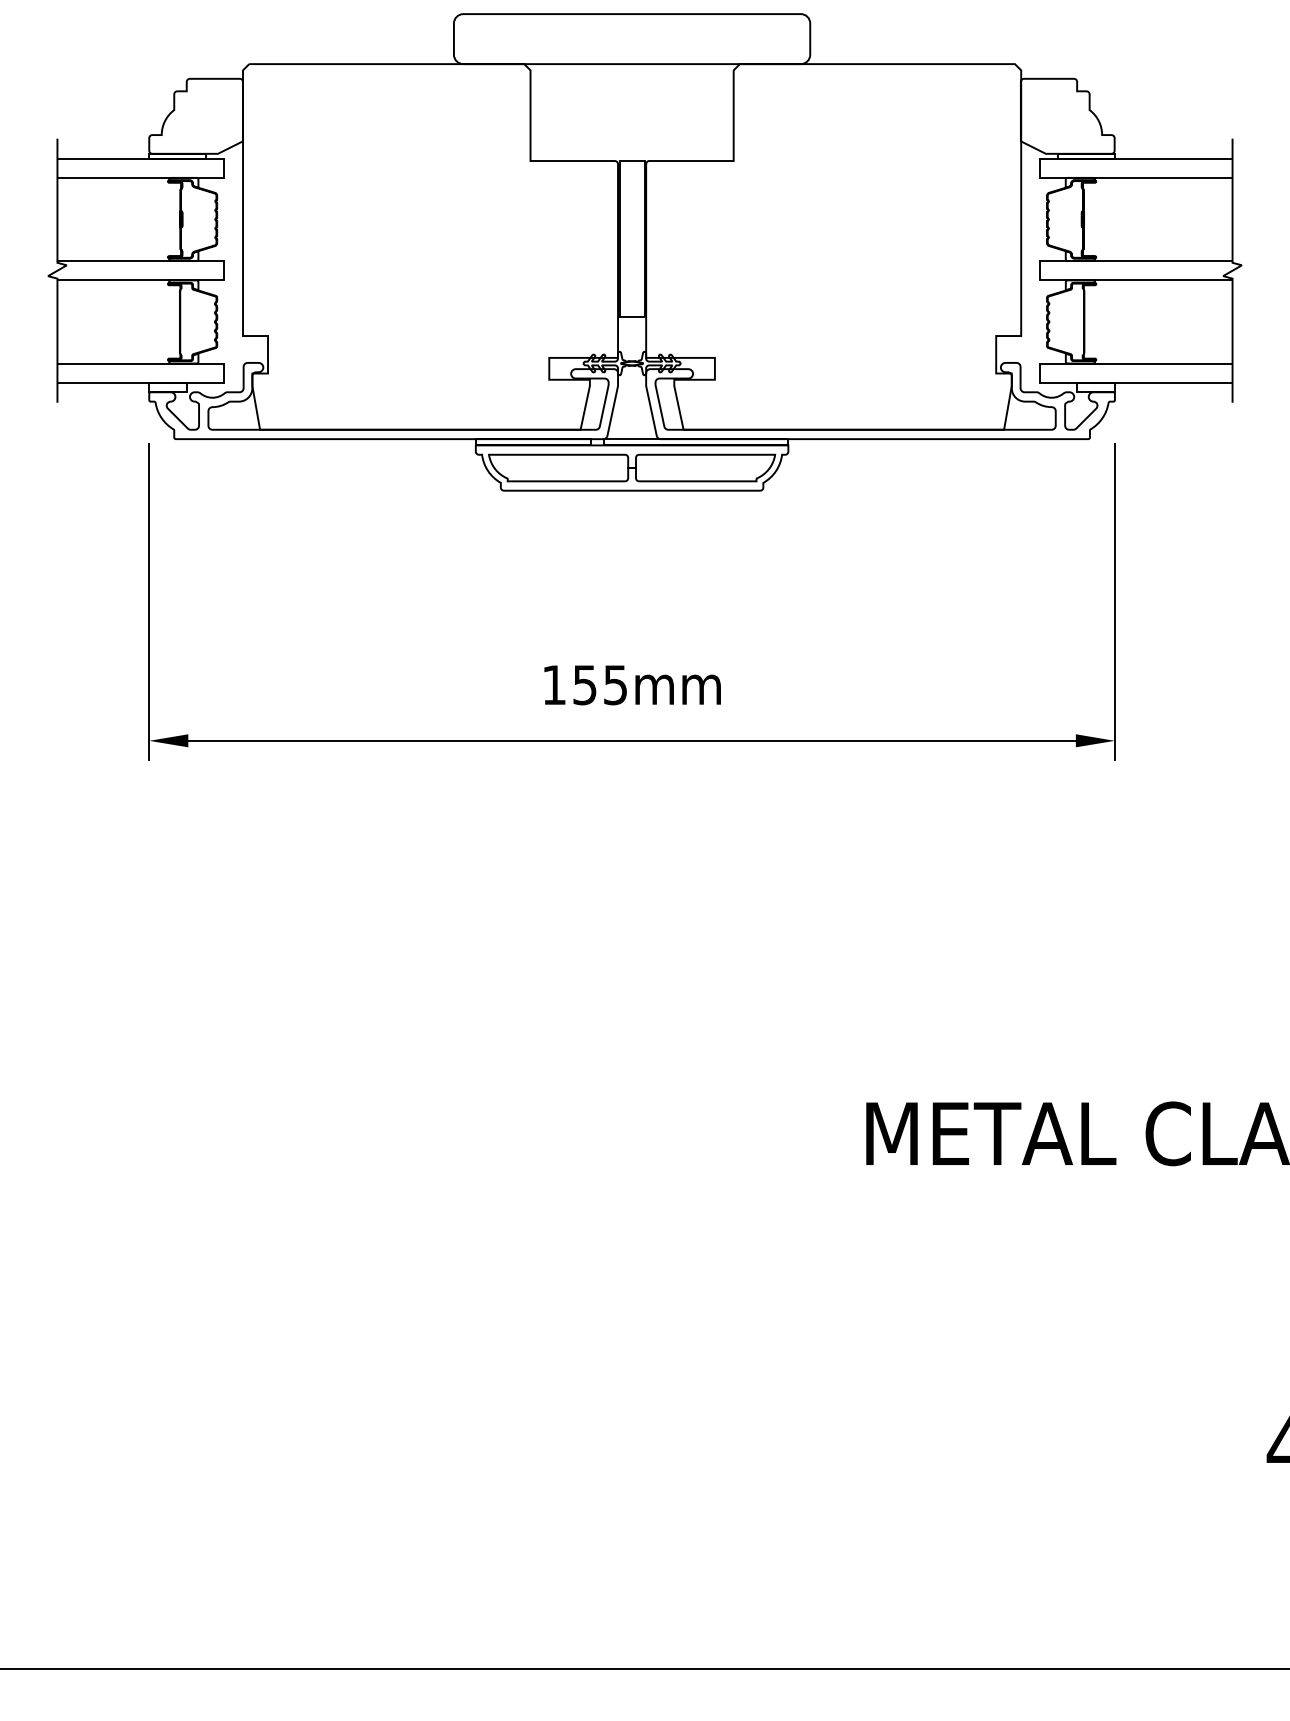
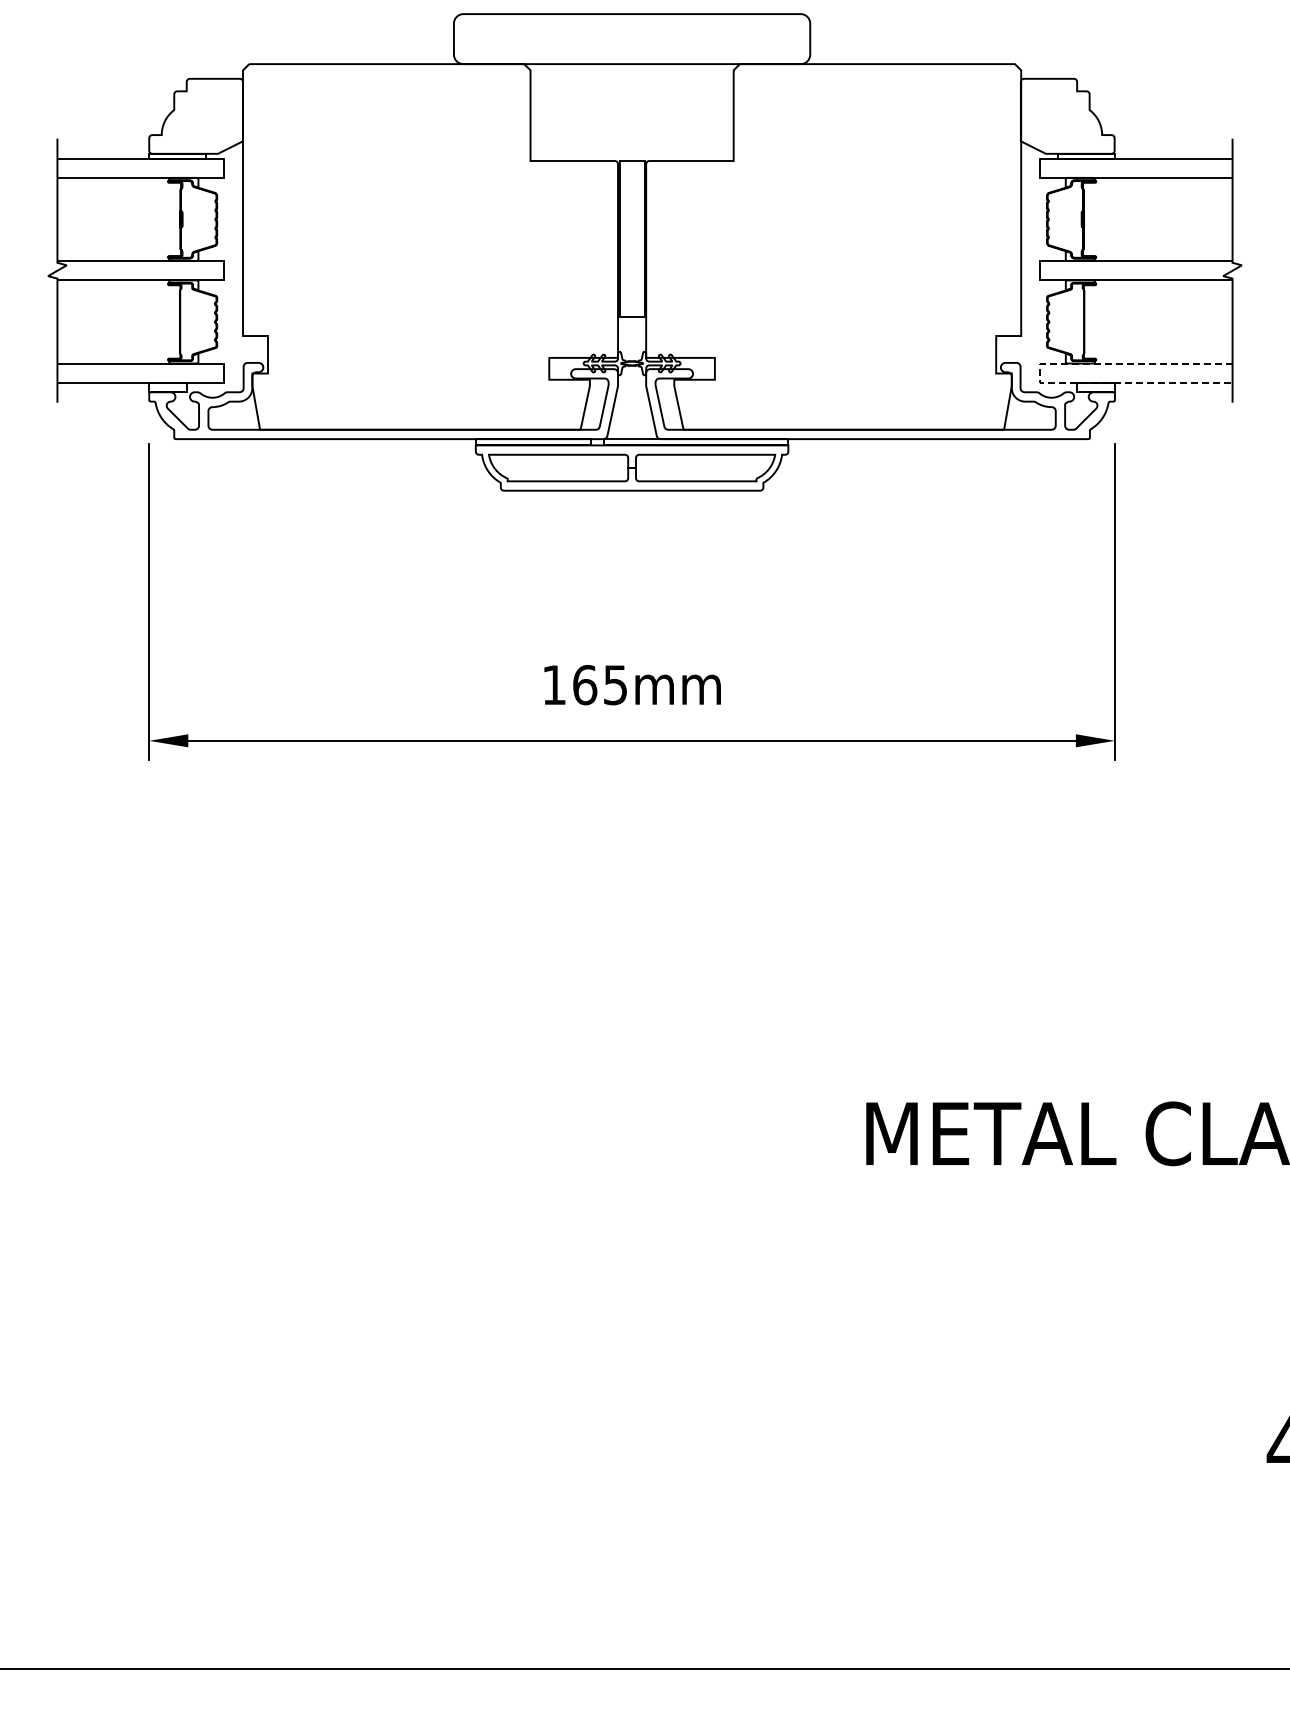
line: solid -> dashed (1040, 373)
text: 155mm -> 165mm (585, 685)
